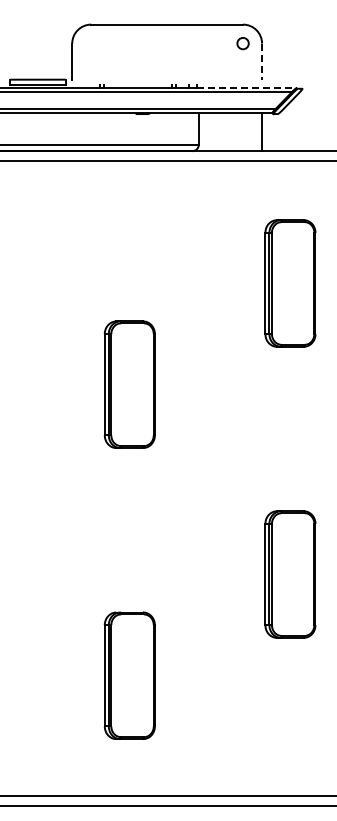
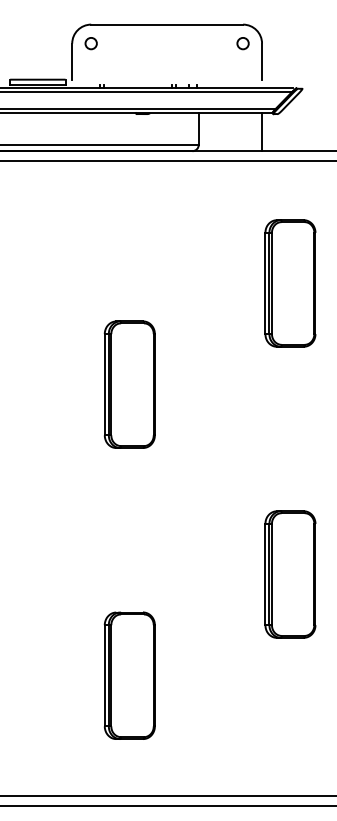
circle: none -> present (90, 43)
line: dashed -> solid (262, 62)
line: dashed -> solid (245, 87)
